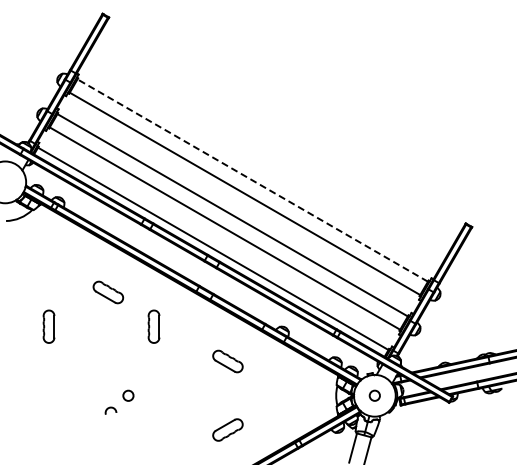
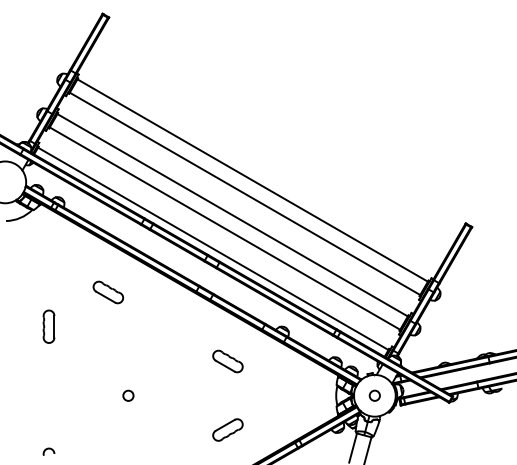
line: dashed -> solid (252, 180)
part: present -> none (153, 326)
arc position: (110, 408) -> (48, 449) (48, 449)
